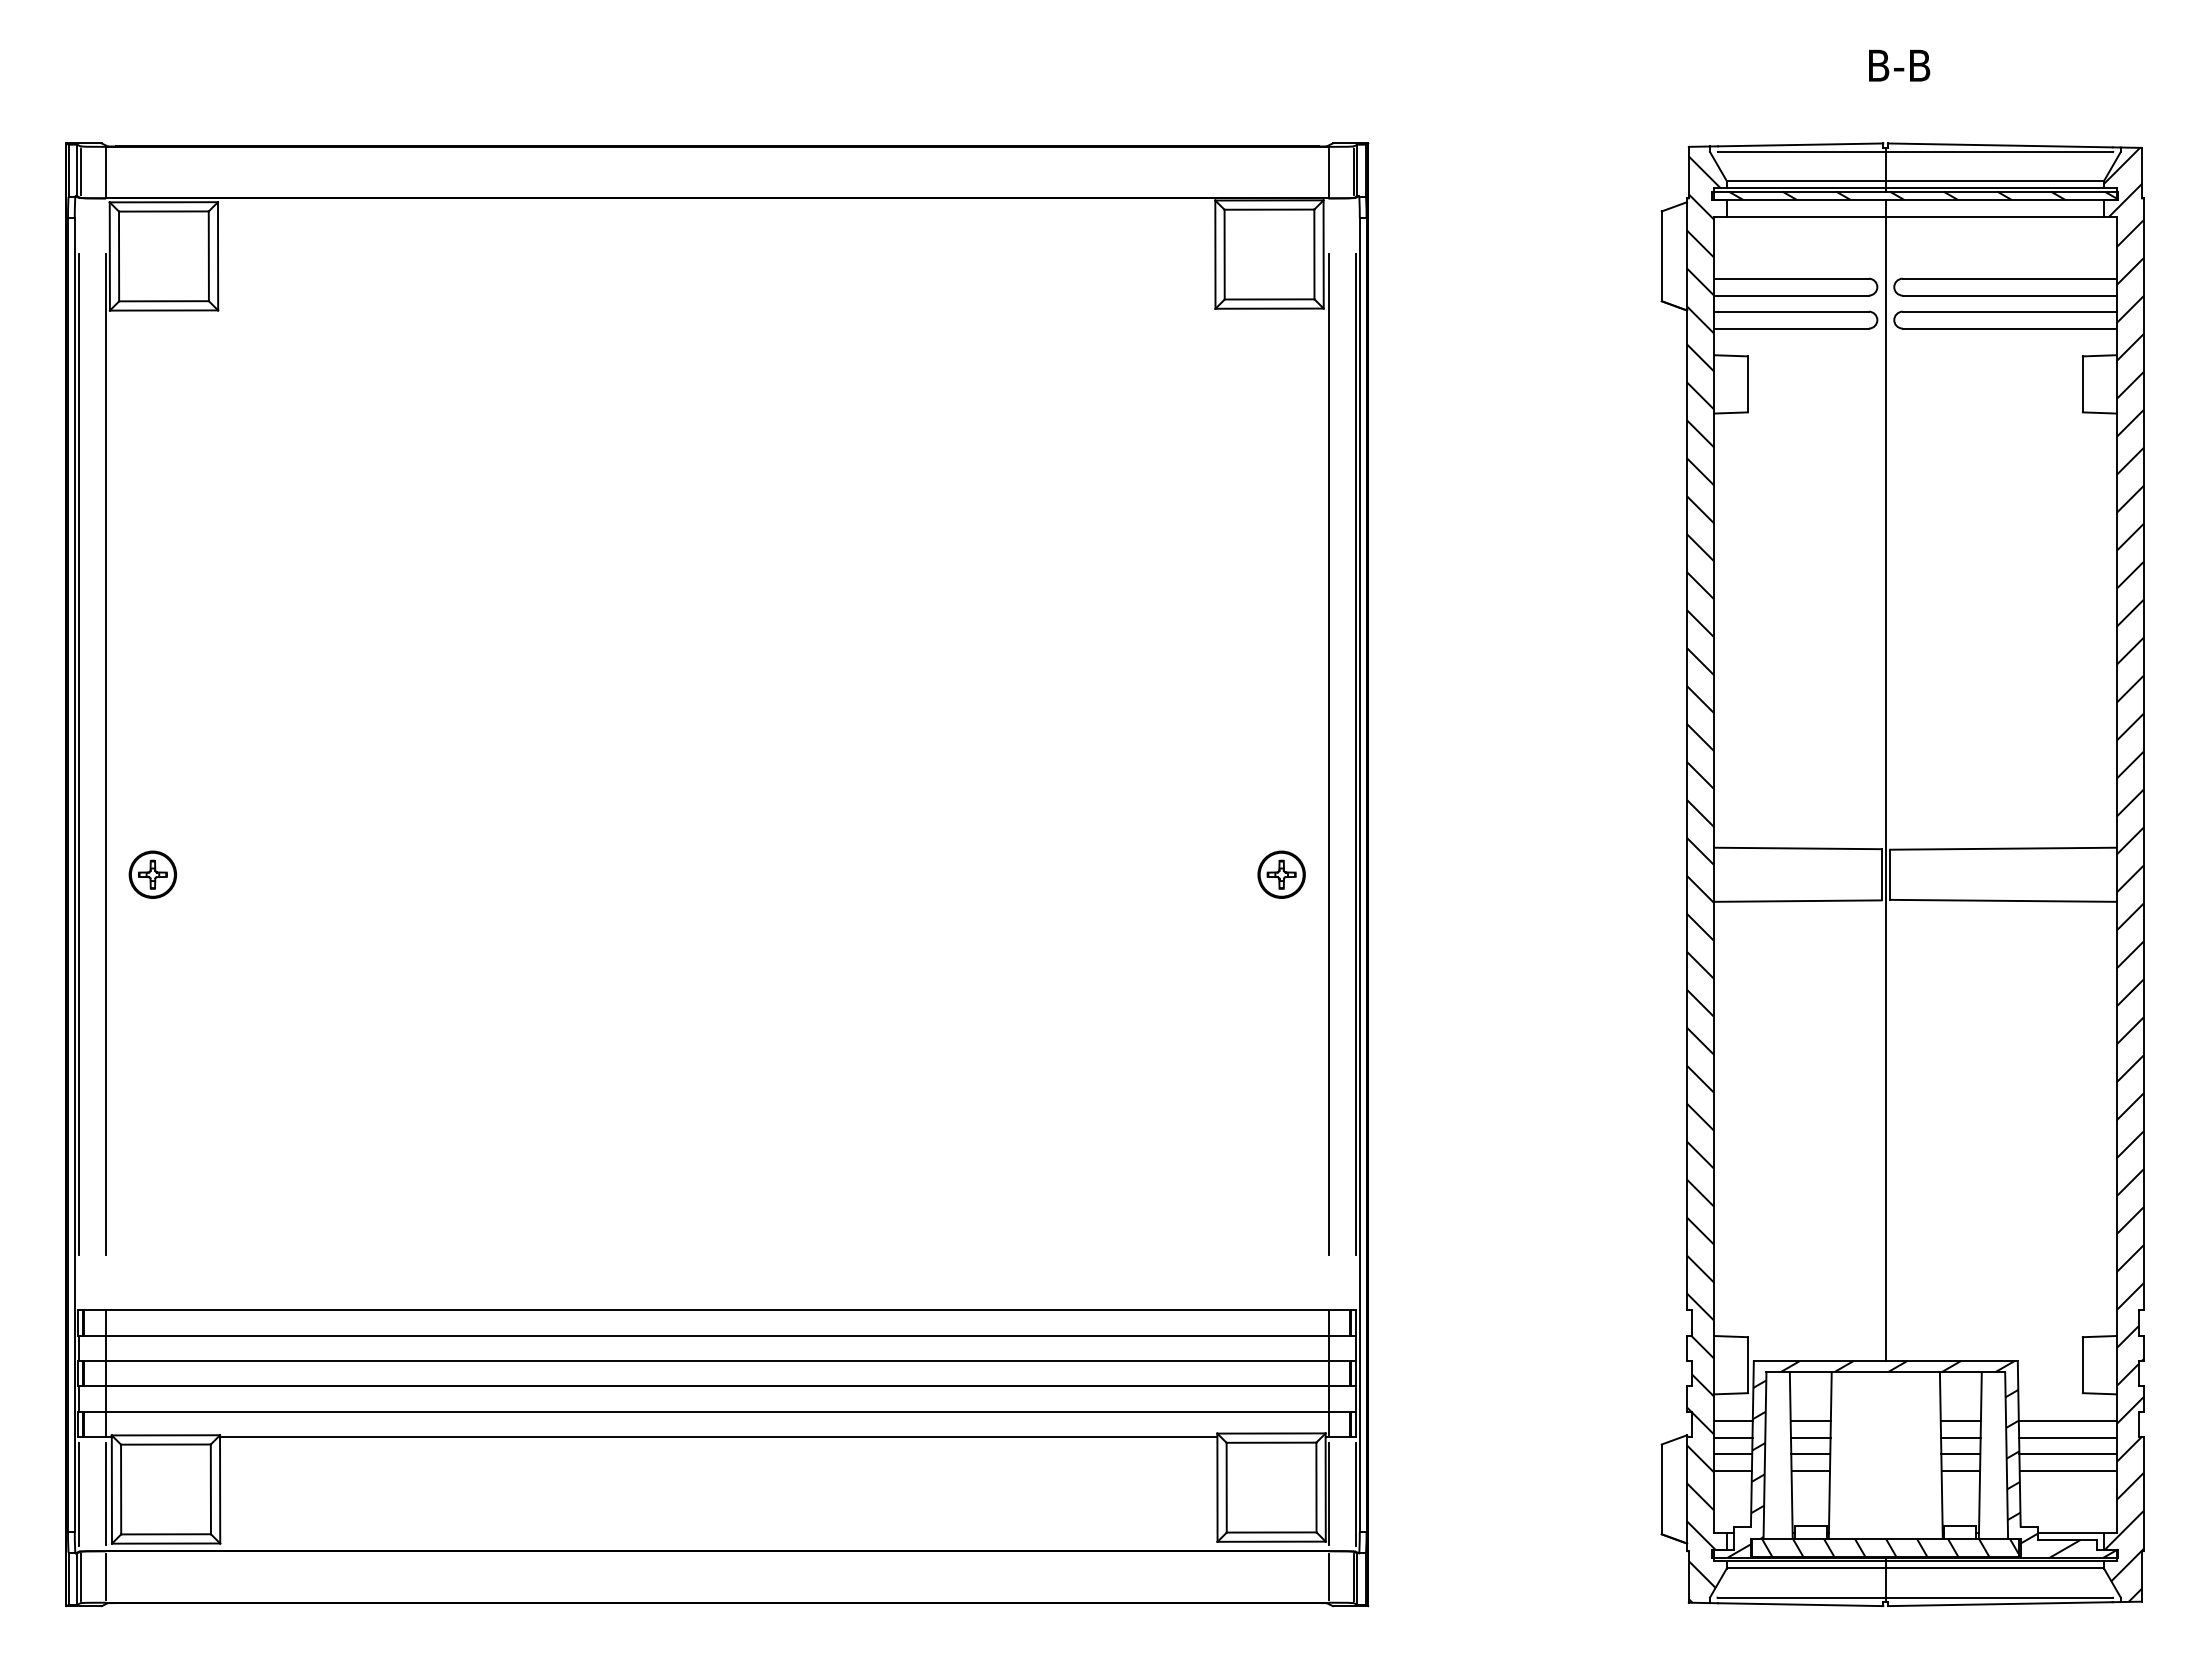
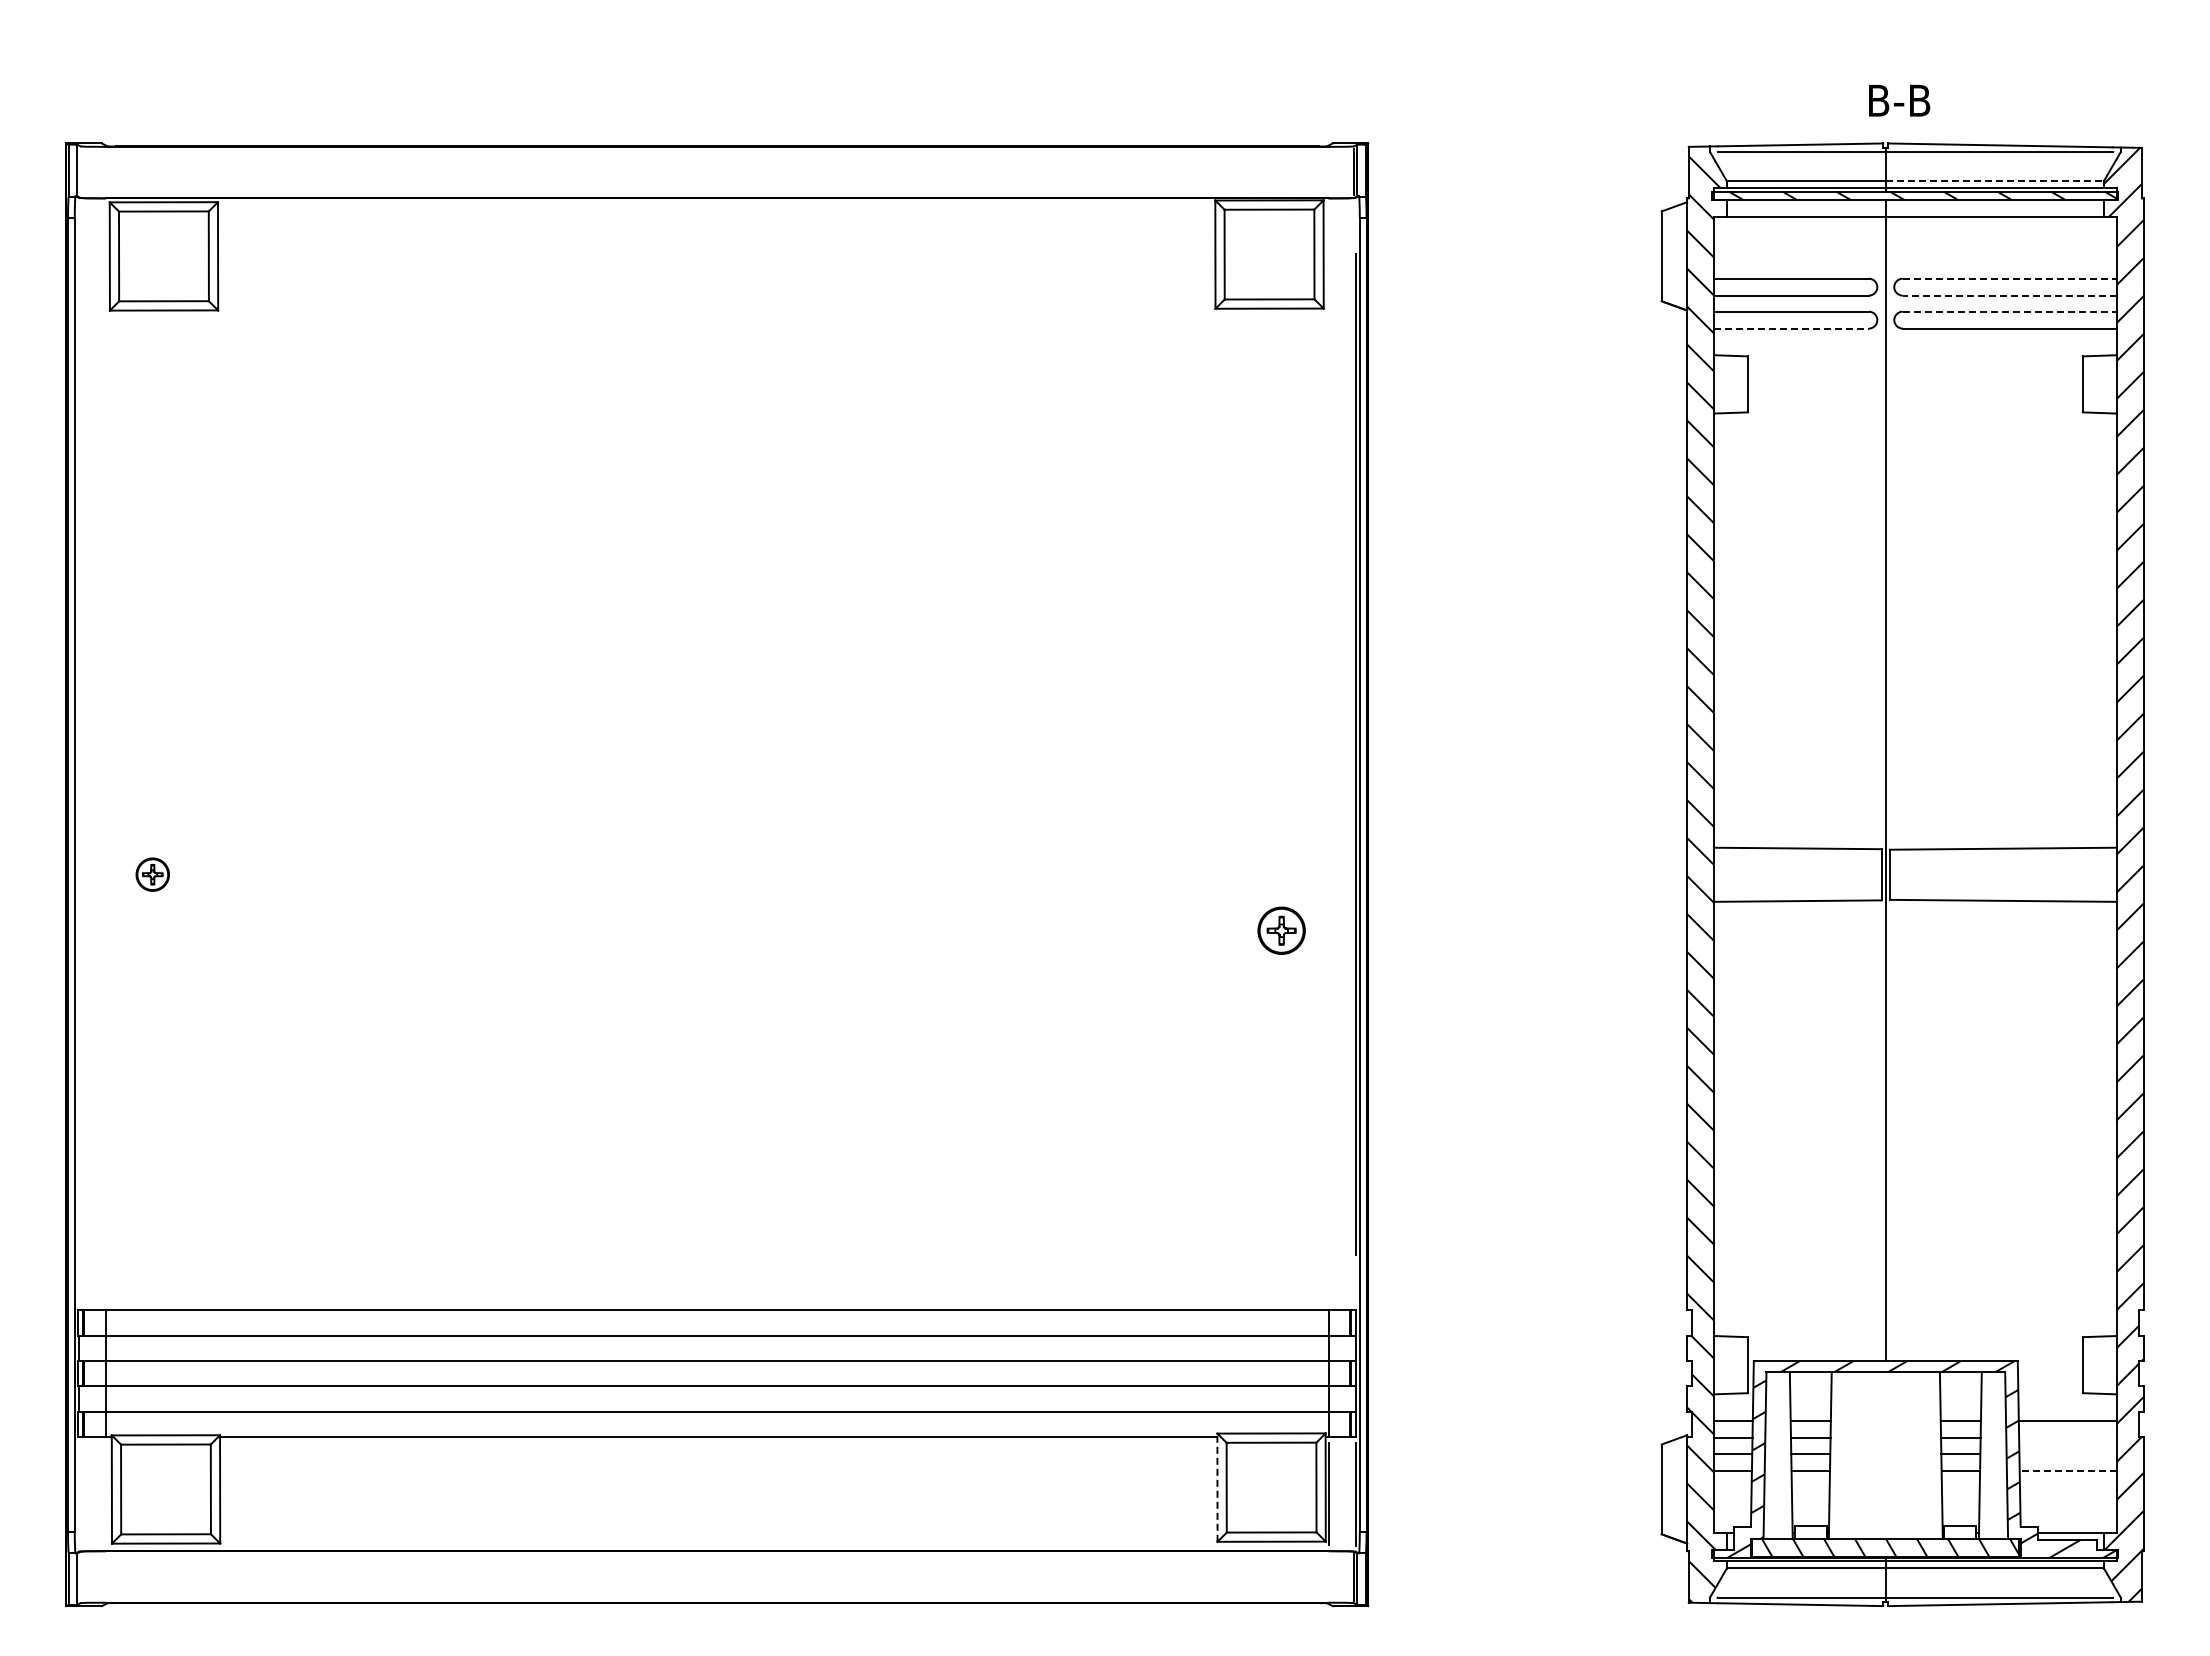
text position: (1899, 65) -> (1899, 100) (1899, 100)
line: present -> none (80, 172)
line: present -> none (106, 172)
line: present -> none (1328, 172)
line: solid -> dashed (1994, 181)
line: solid -> dashed (2009, 278)
line: solid -> dashed (2009, 295)
line: solid -> dashed (2009, 311)
line: solid -> dashed (1792, 328)
line: present -> none (79, 753)
line: present -> none (106, 754)
line: present -> none (1328, 754)
part size: 49x49 px -> 35x35 px (152, 874)
part position: (1281, 874) -> (1281, 930) (1281, 930)
line: present -> none (2067, 1437)
line: present -> none (2067, 1453)
line: solid -> dashed (2067, 1470)
line: solid -> dashed (1217, 1487)
line: present -> none (79, 1493)
line: present -> none (106, 1493)
line: present -> none (106, 1576)
line: present -> none (1328, 1576)
line: present -> none (80, 1577)
